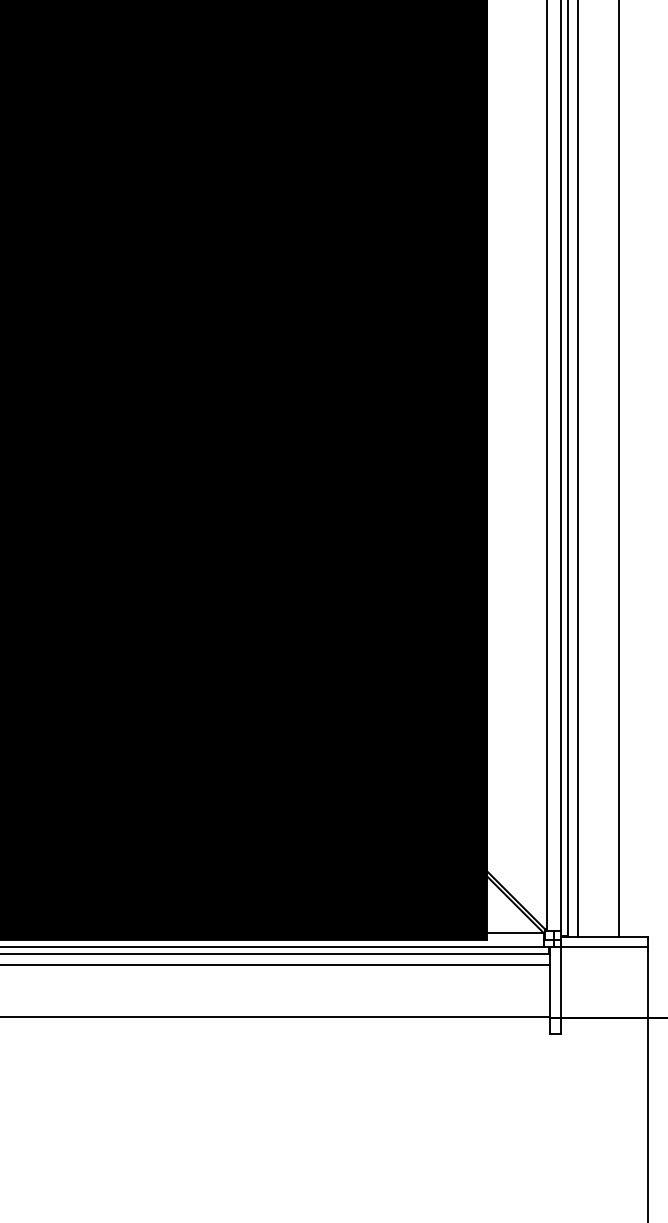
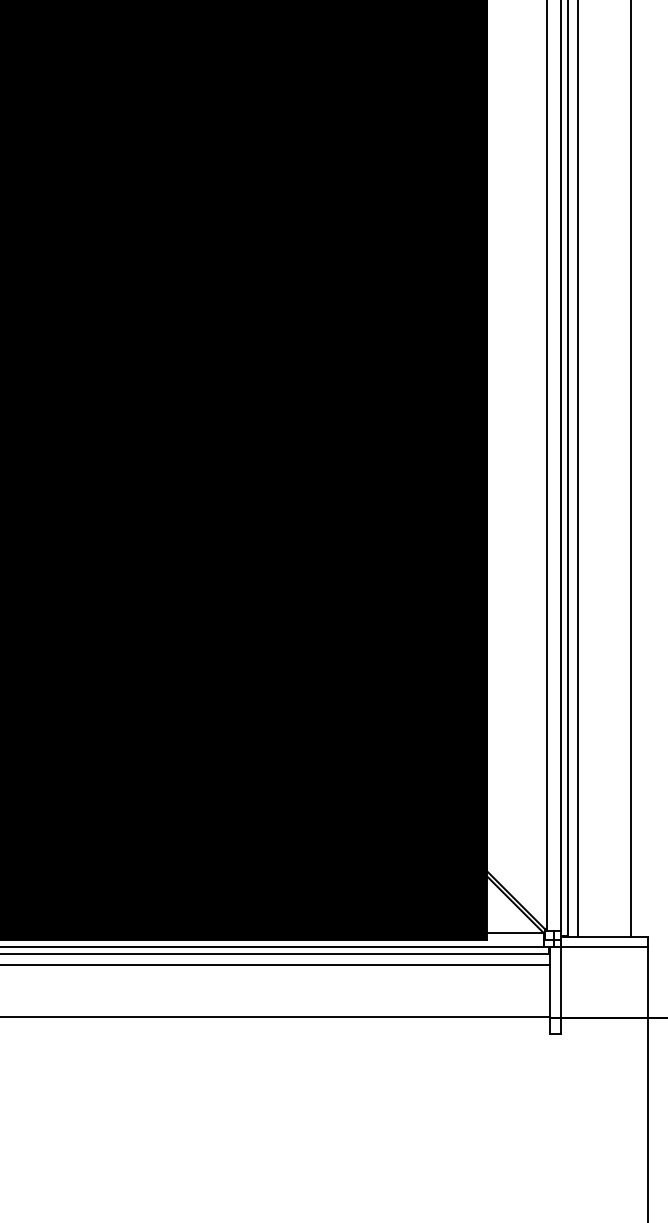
line position: (618, 469) -> (630, 469) (630, 469)
